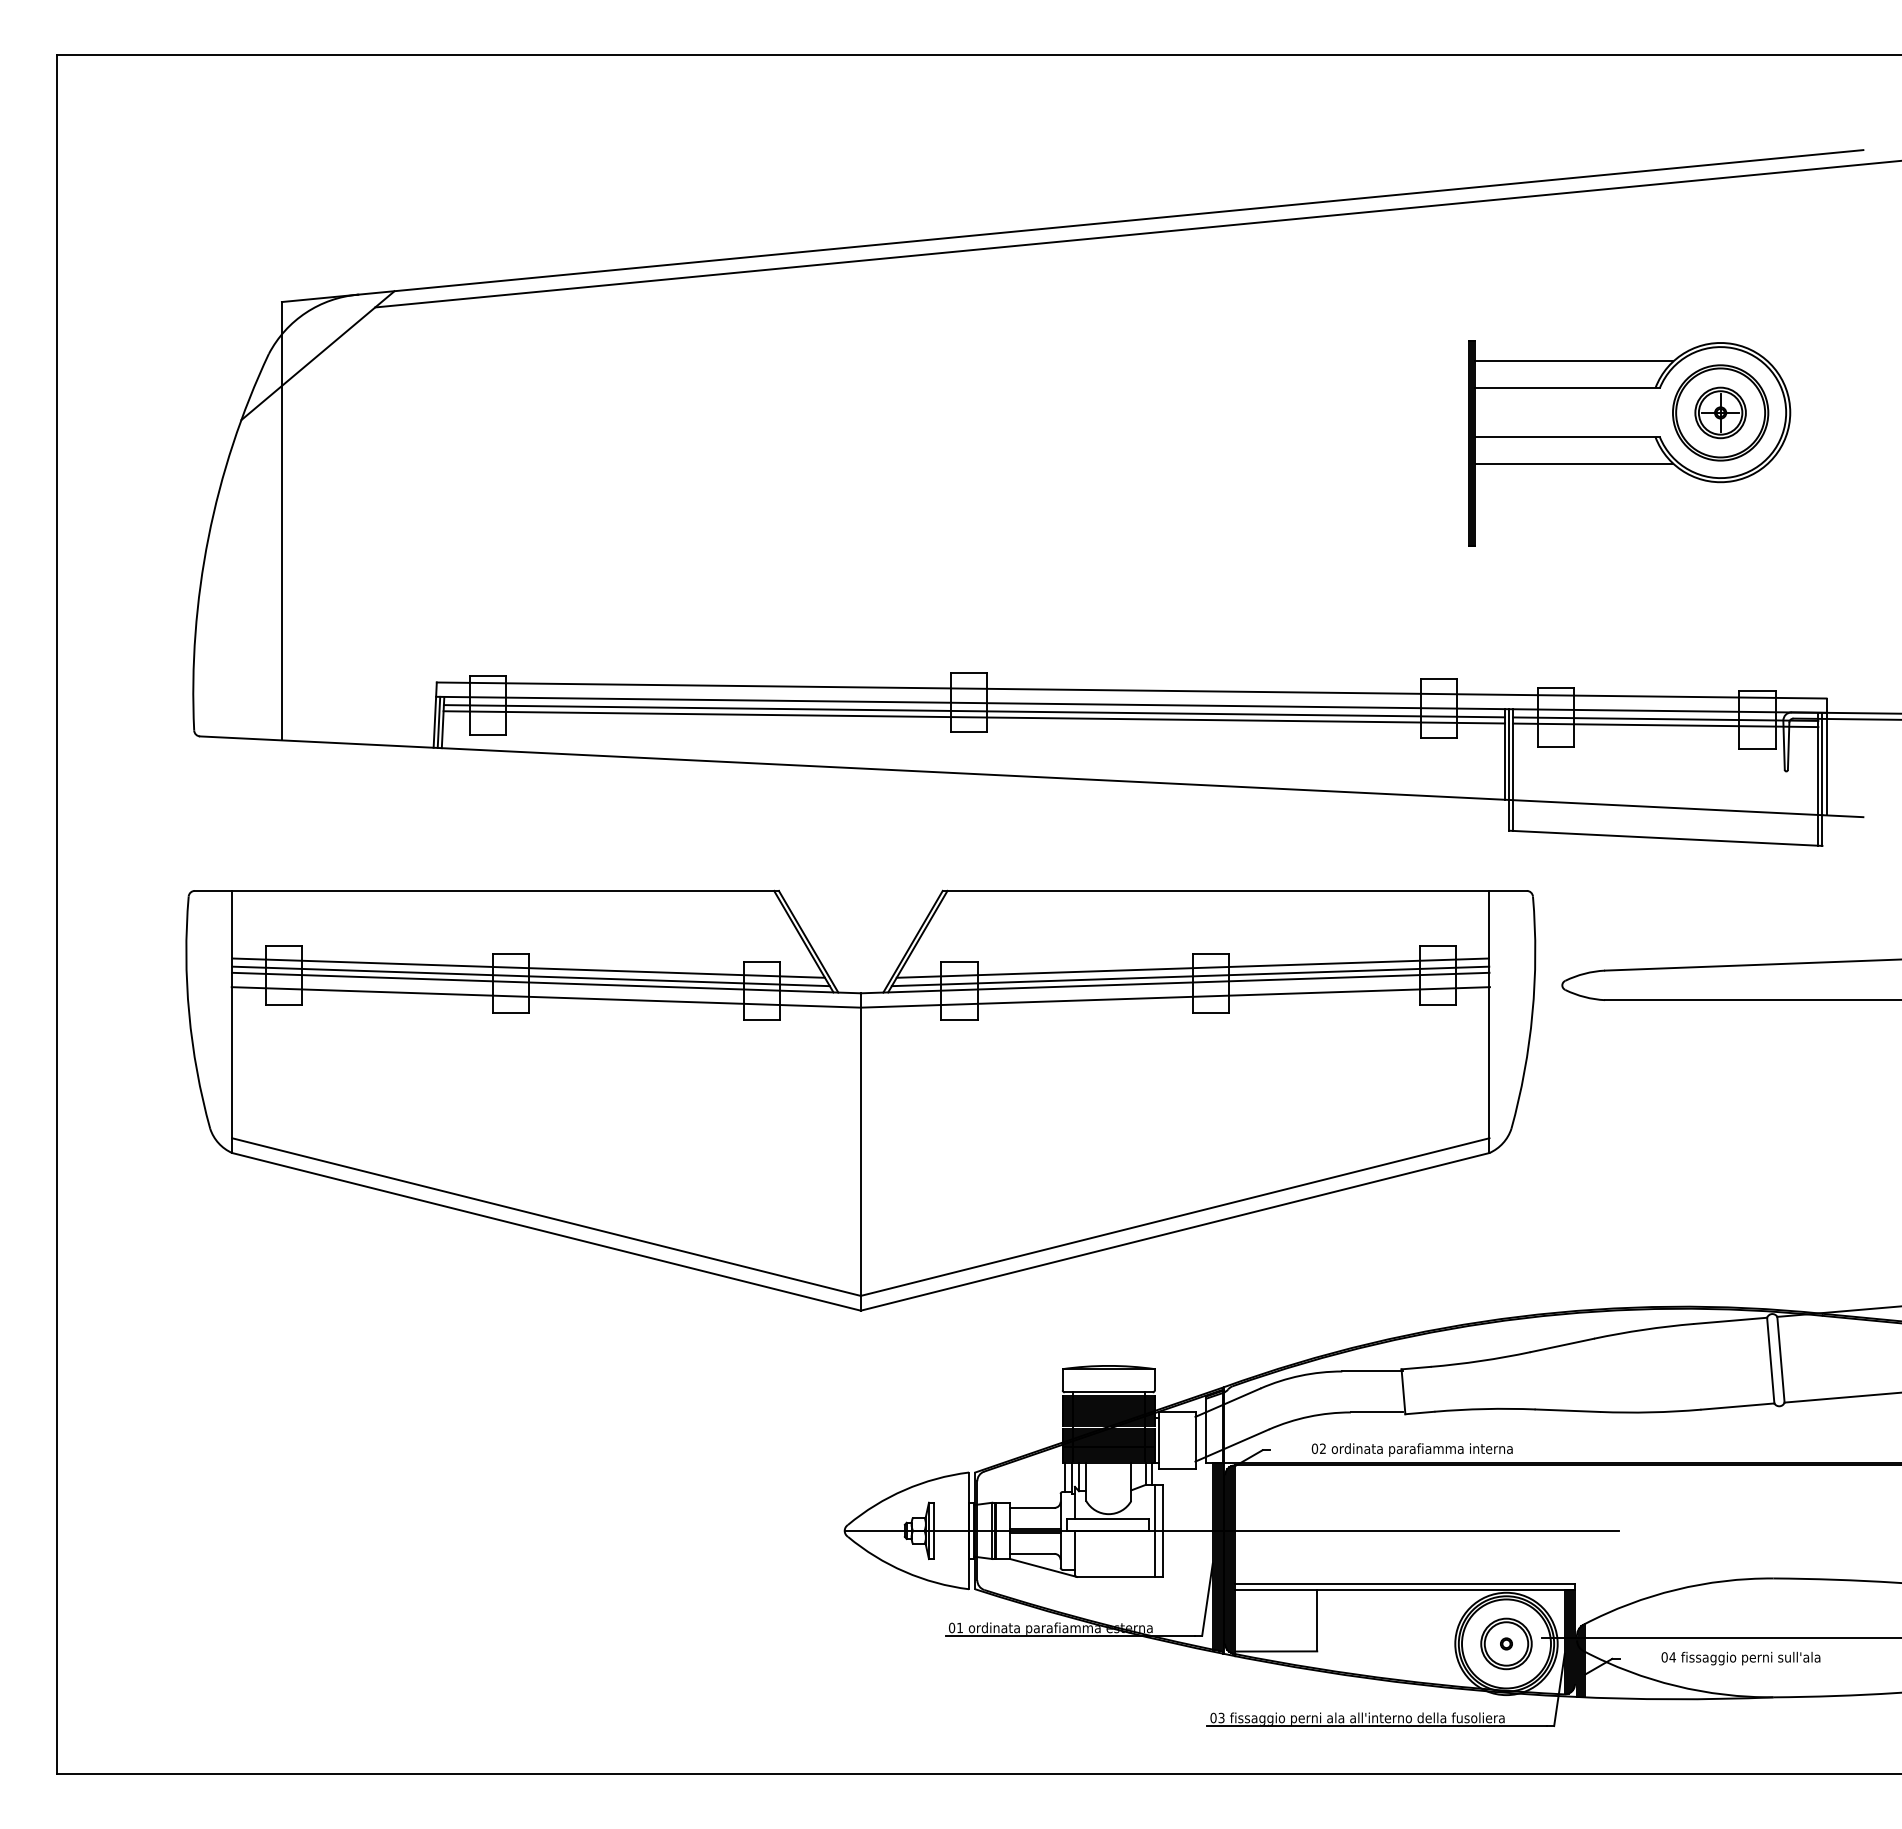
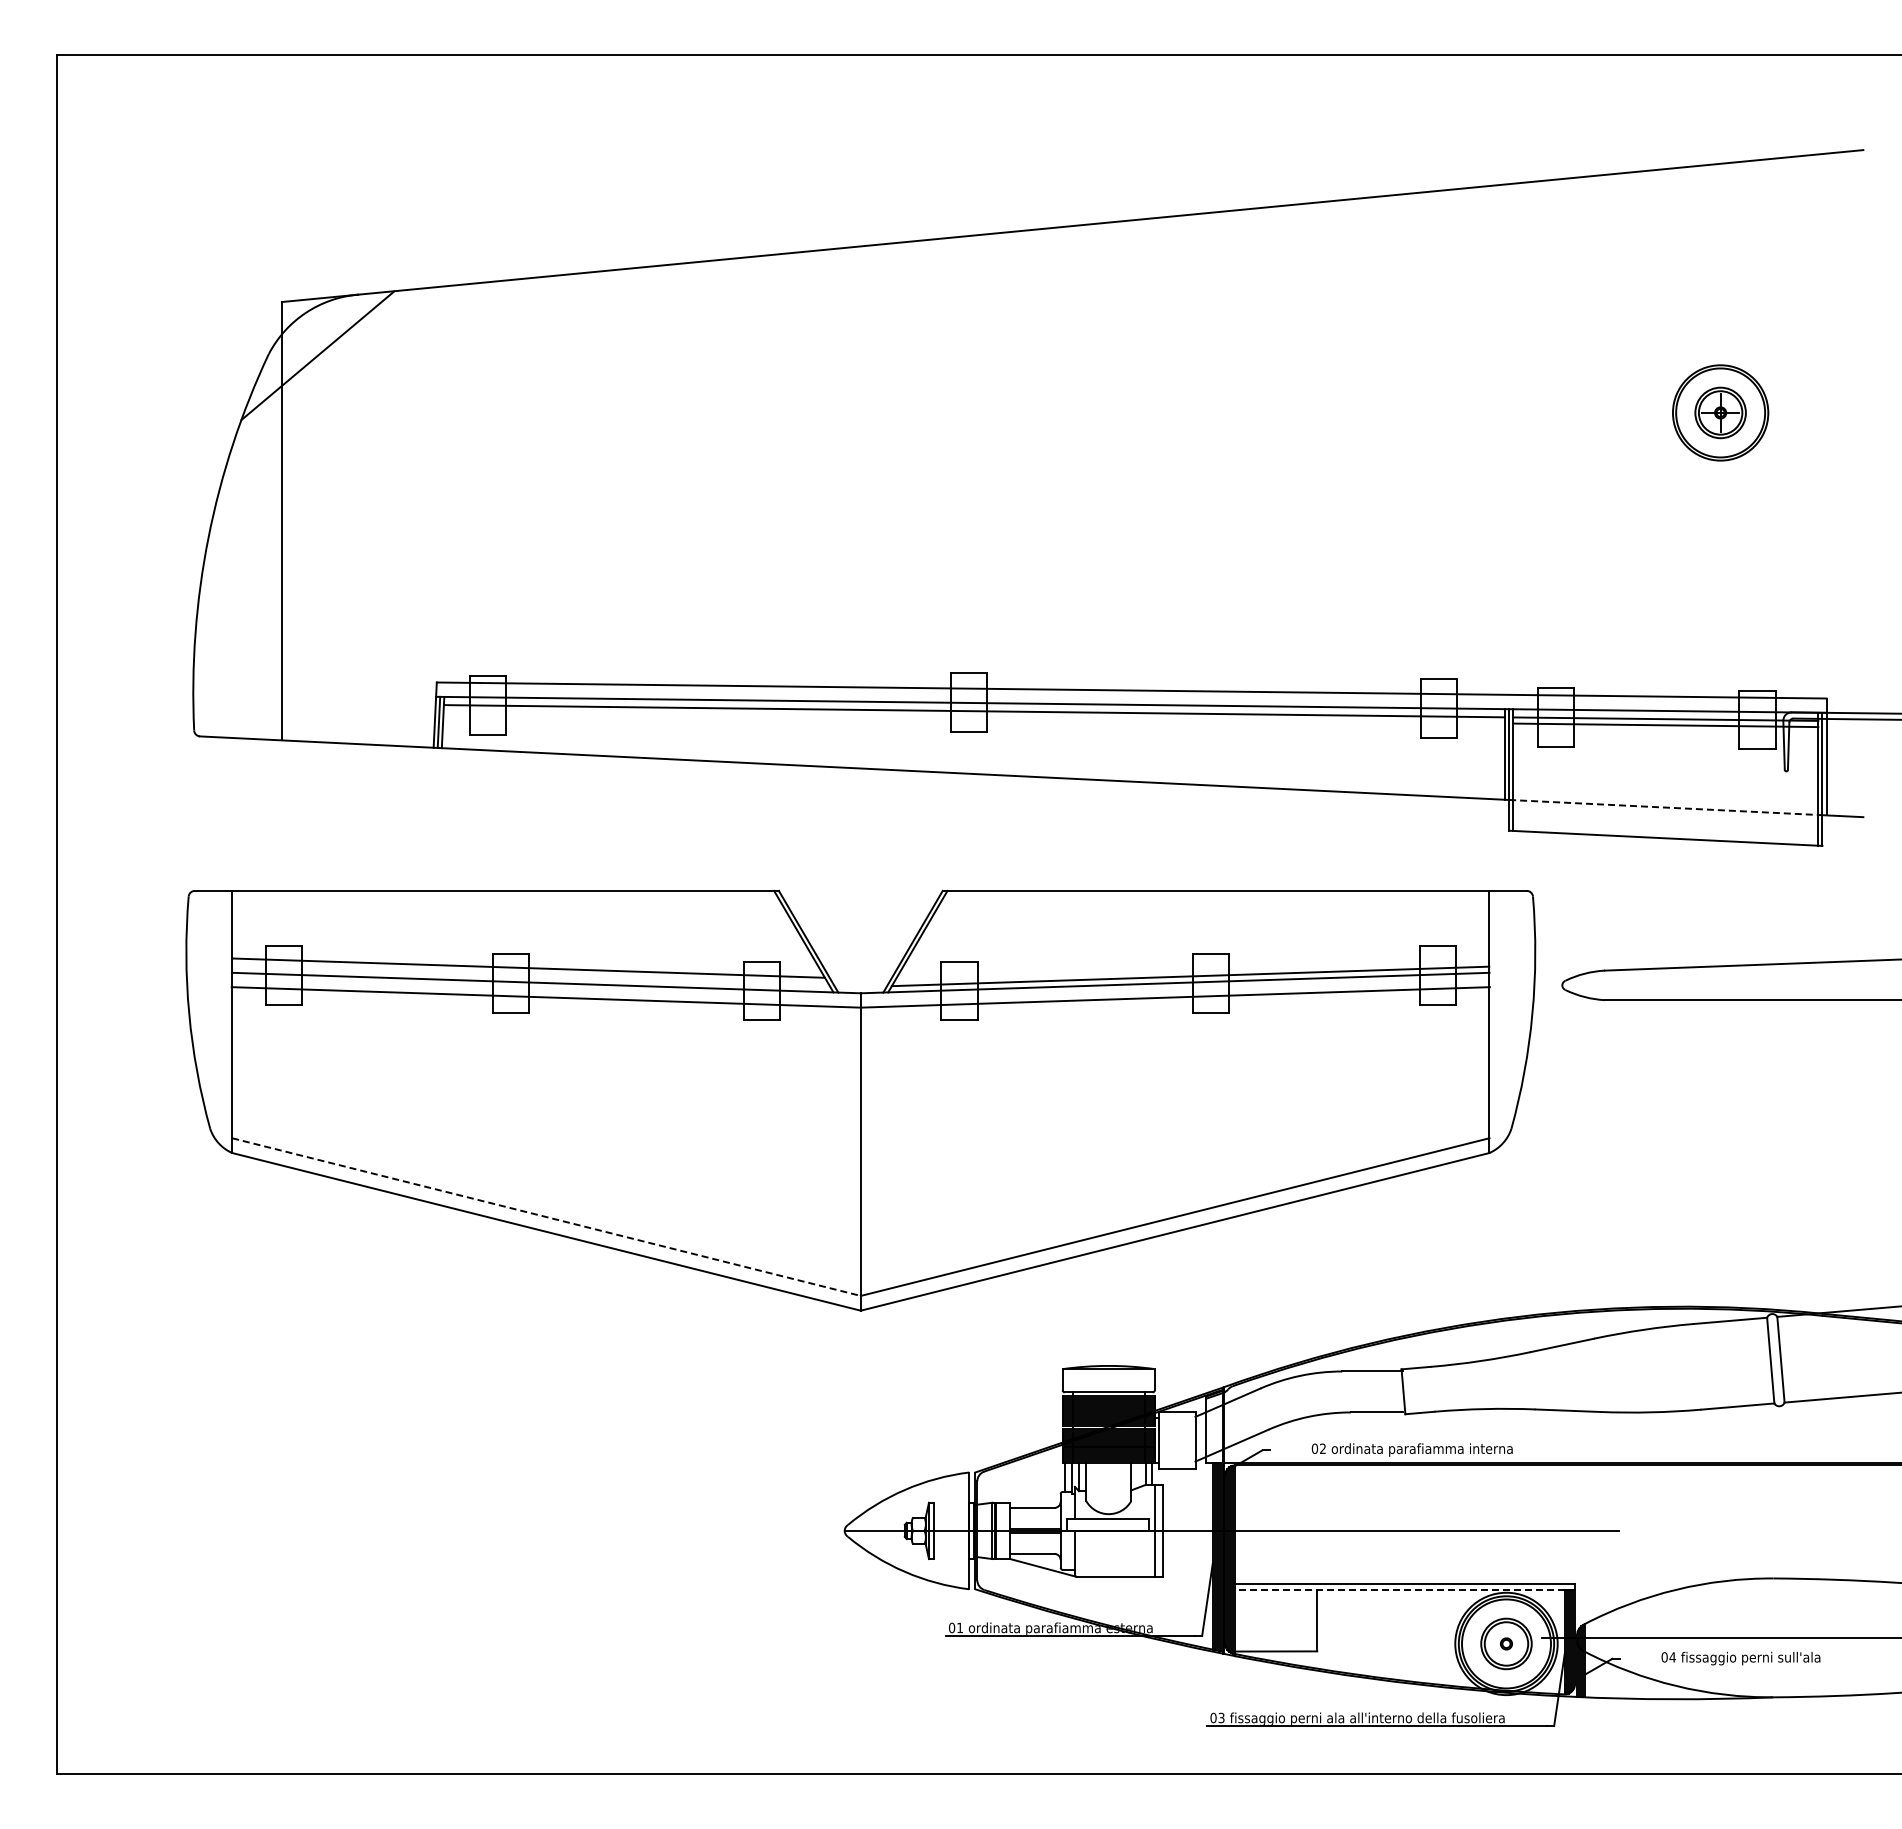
line: present -> none (1136, 234)
part: present -> none (1629, 443)
line: present -> none (974, 717)
line: solid -> dashed (1665, 807)
line: present -> none (1192, 967)
line: present -> none (530, 976)
line: solid -> dashed (547, 1217)
line: solid -> dashed (1400, 1589)
